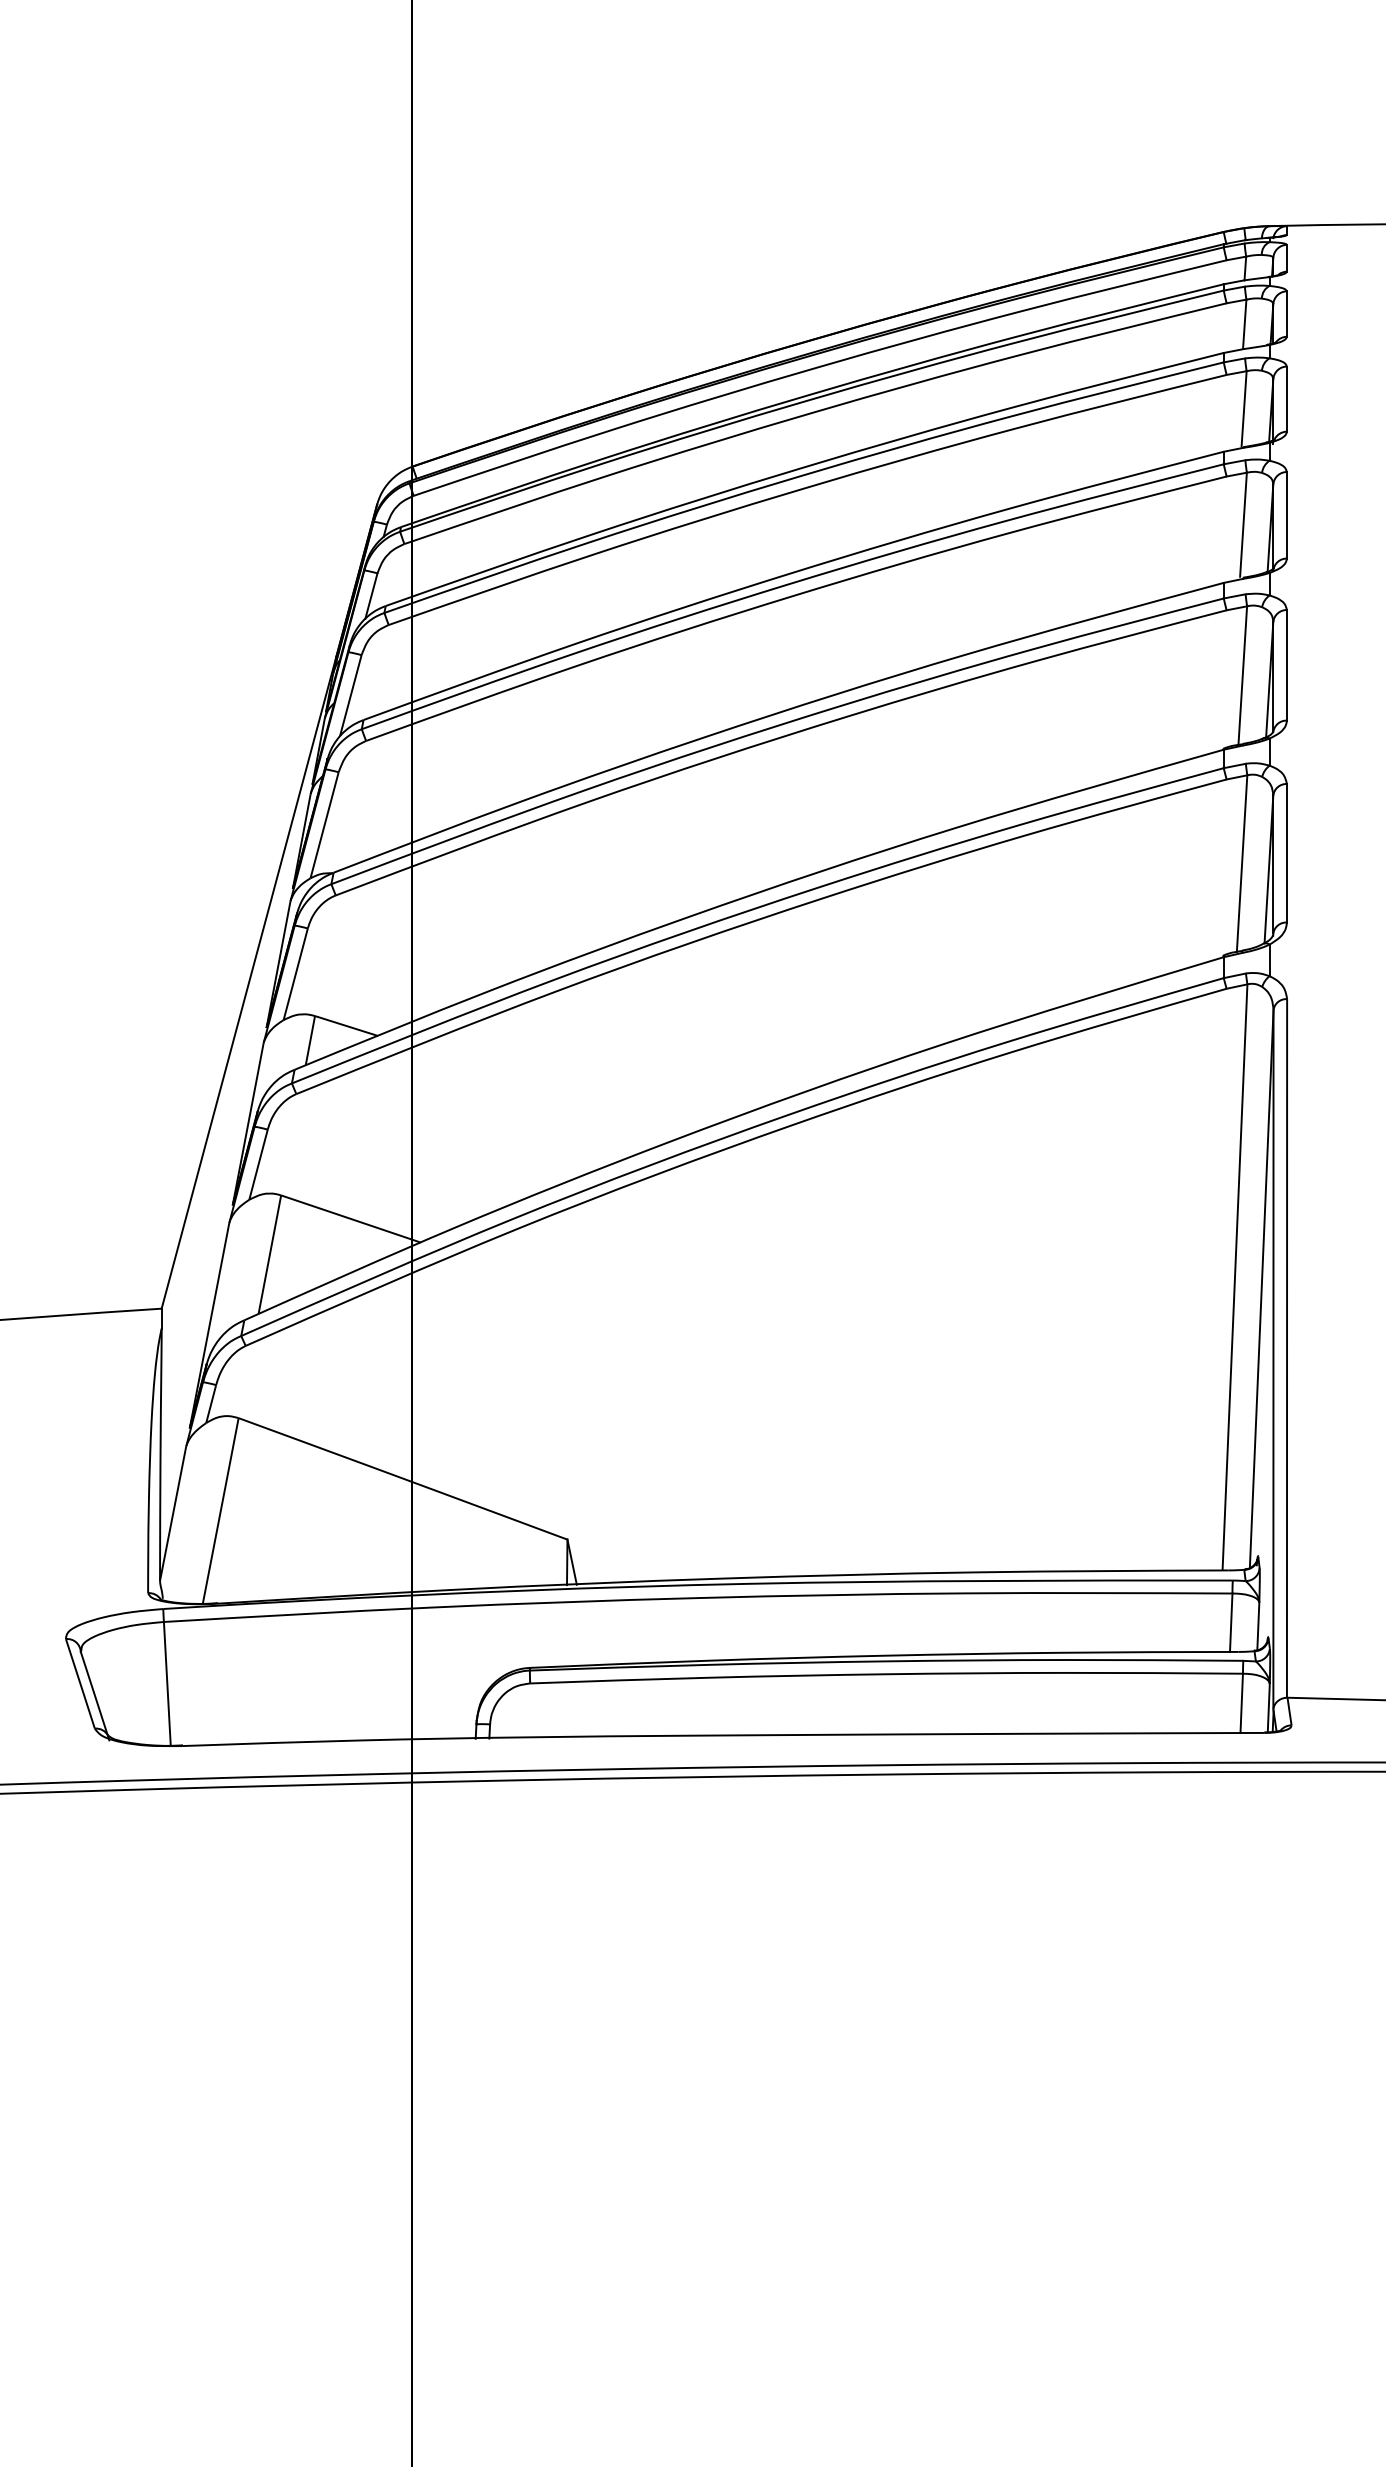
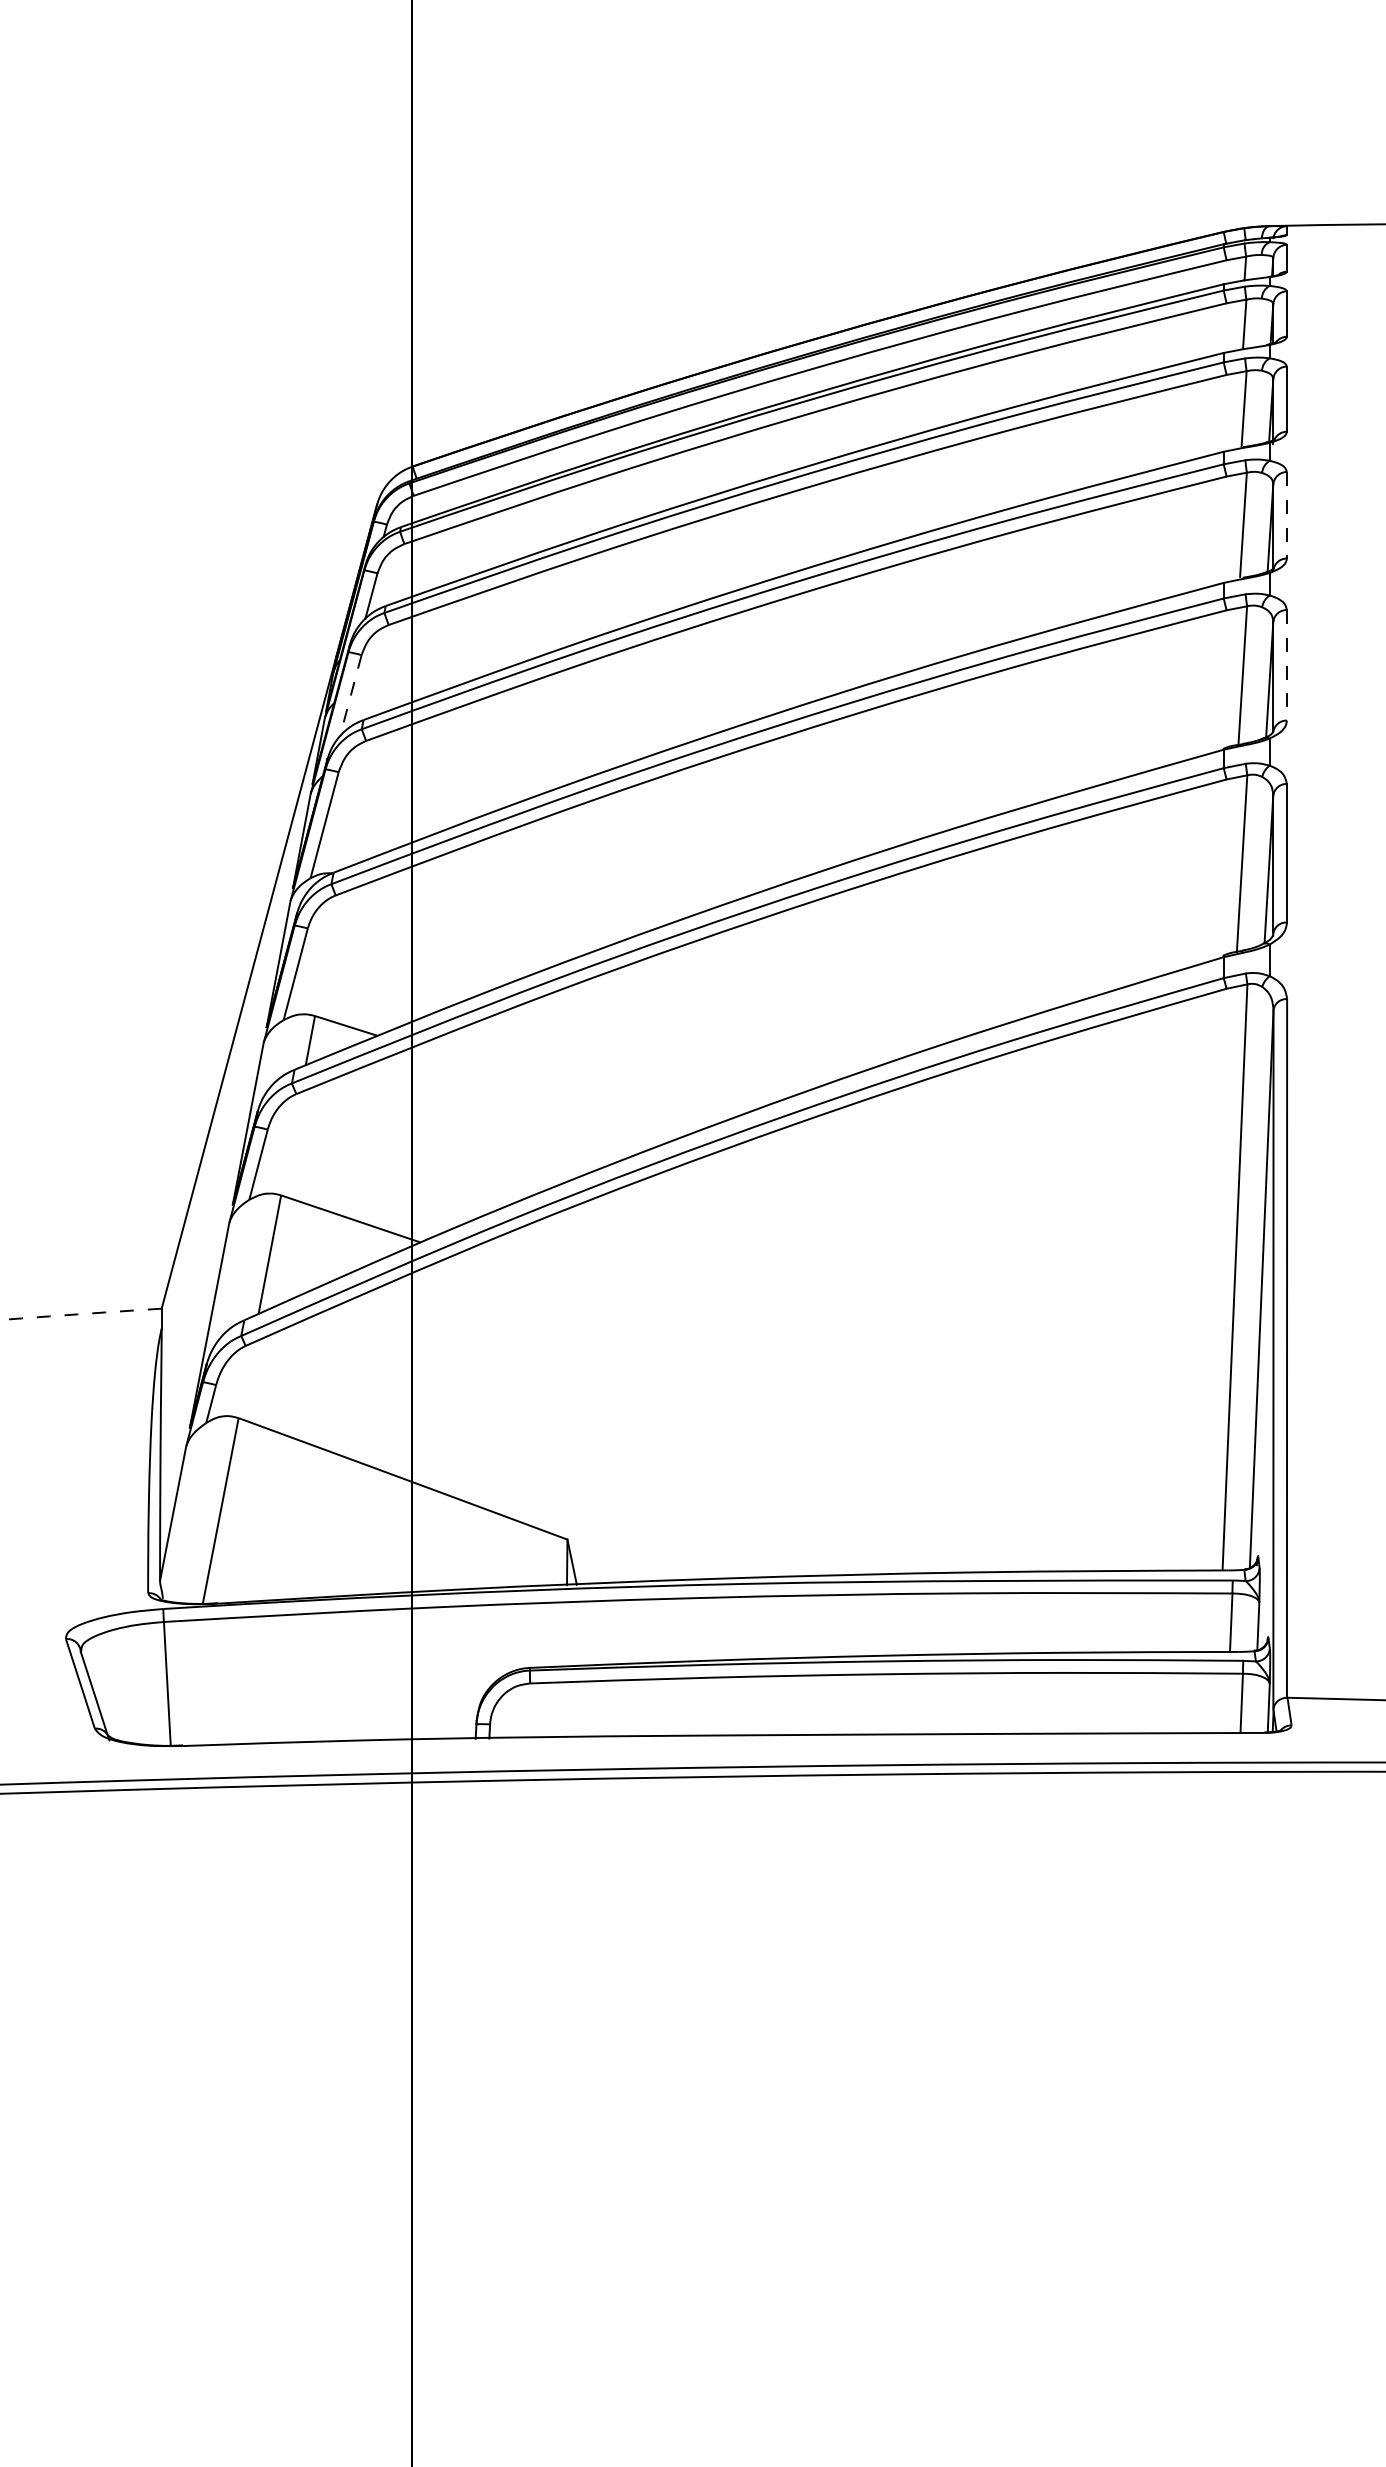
line: solid -> dashed (1286, 515)
line: solid -> dashed (1286, 665)
line: solid -> dashed (350, 696)
arc: solid -> dashed (80, 1314)
